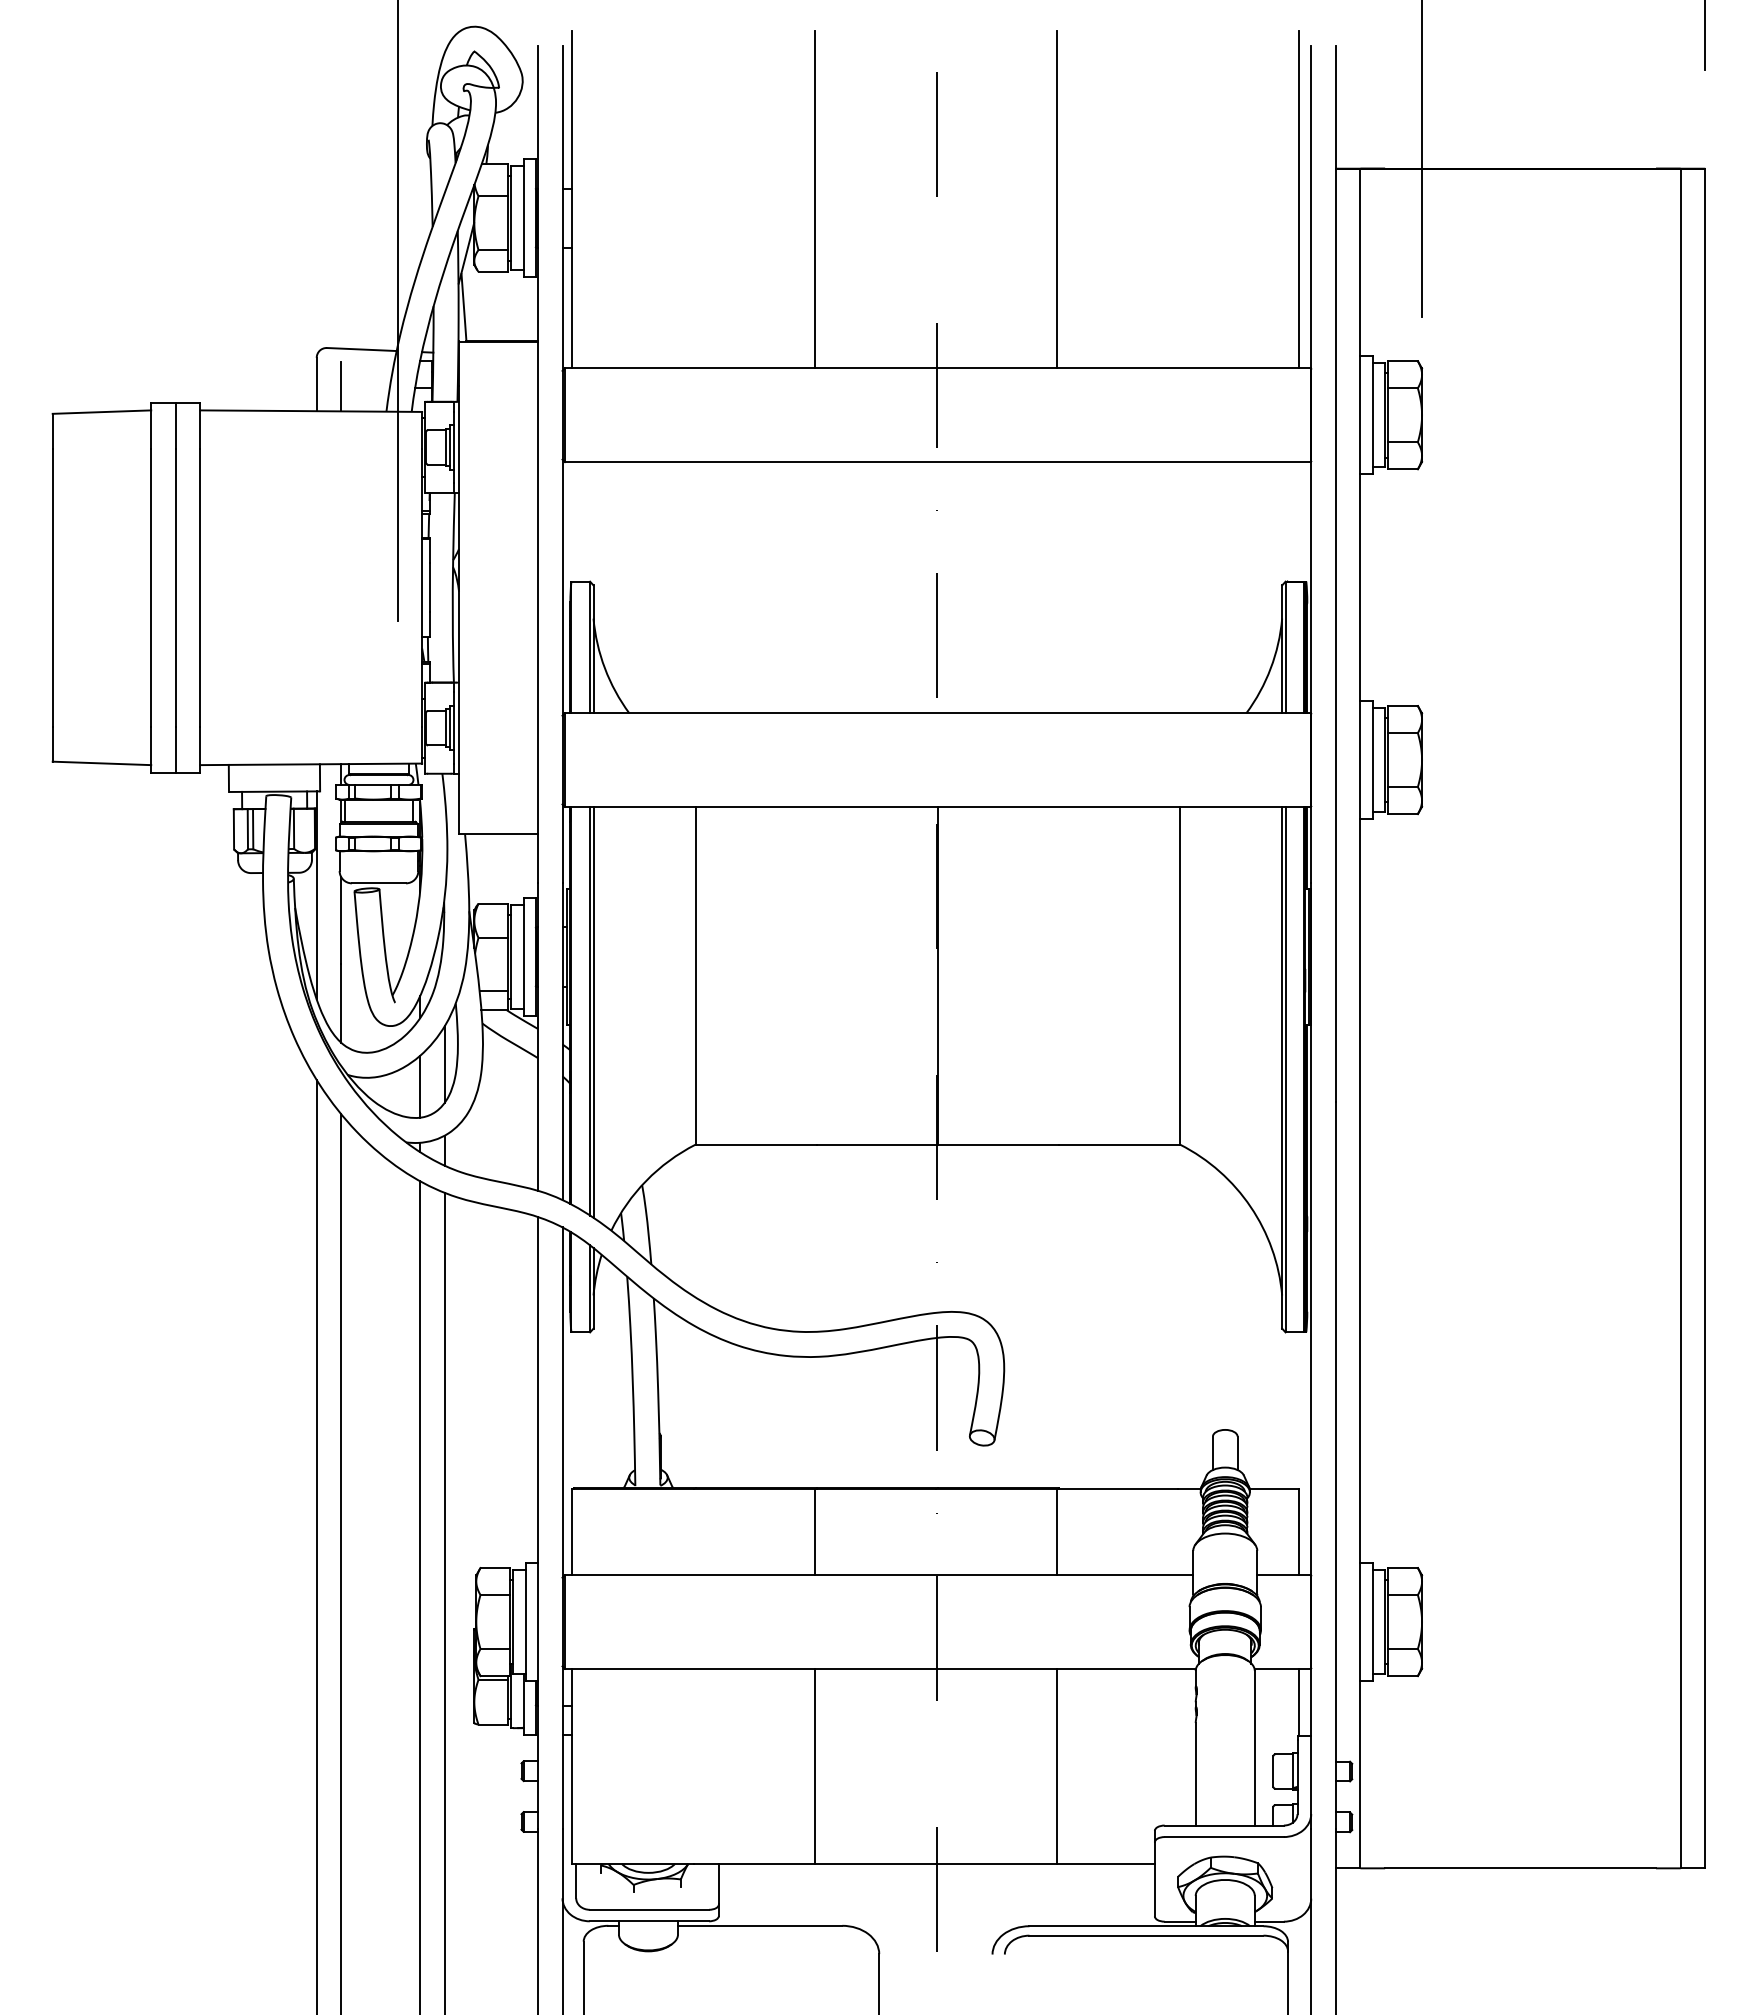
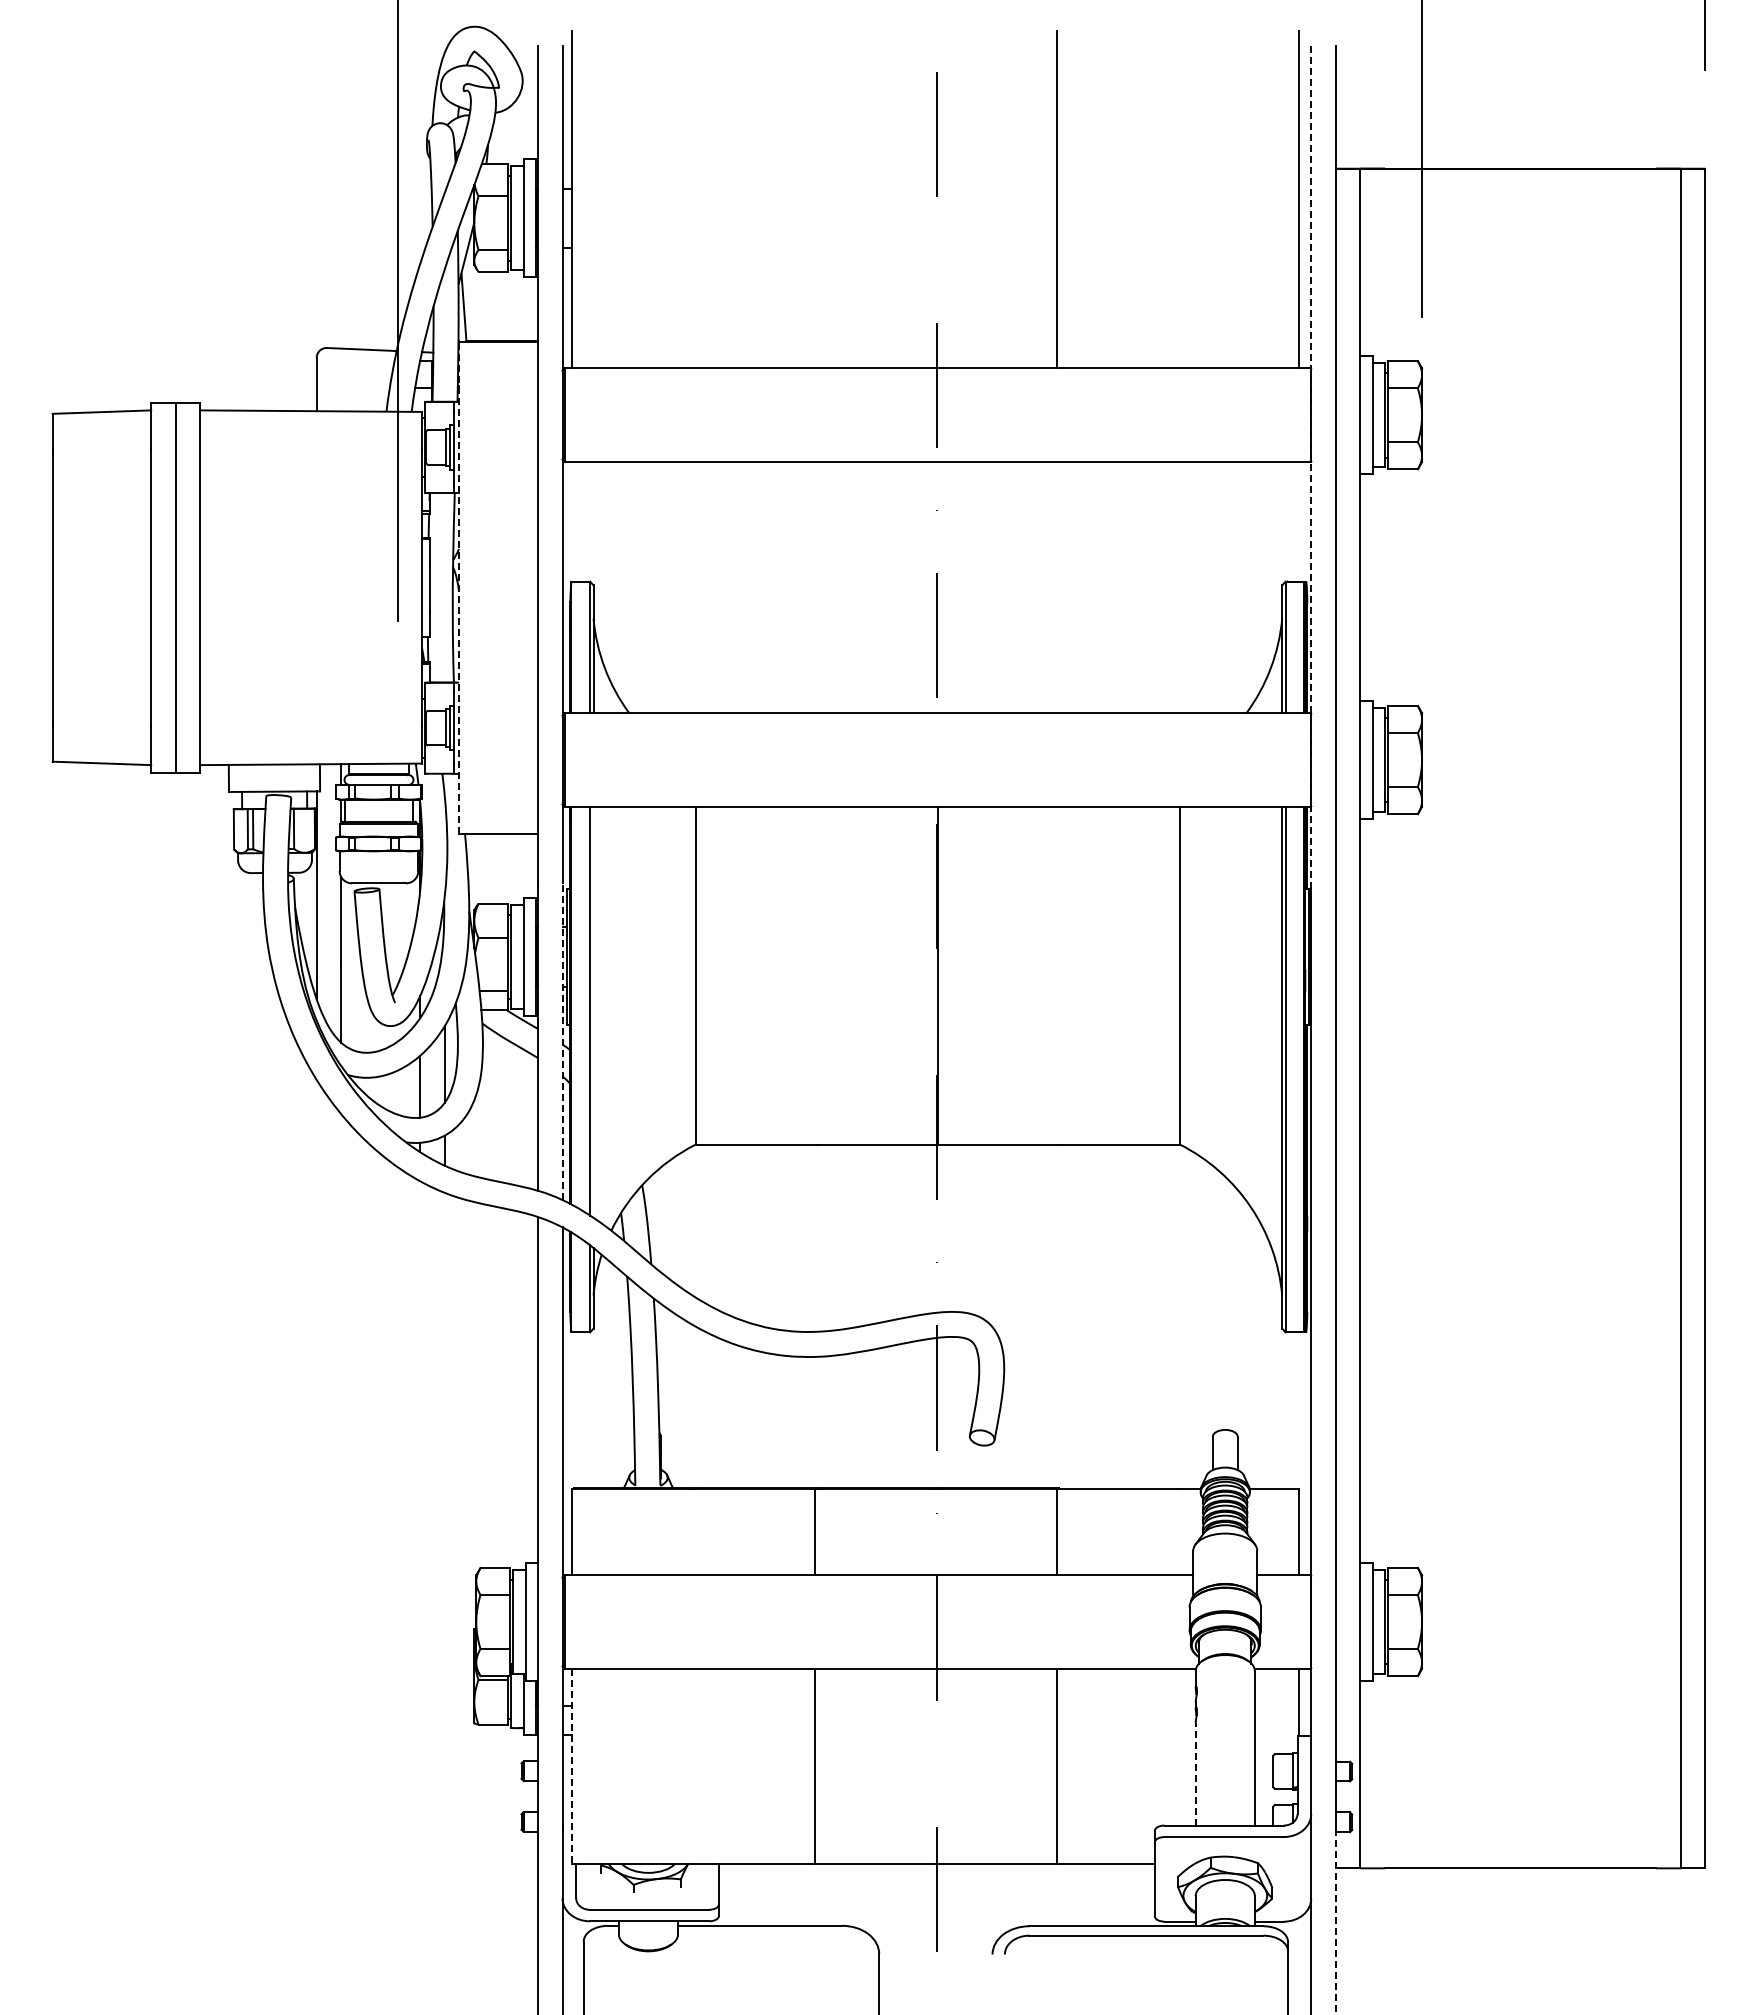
line: present -> none (814, 199)
line: present -> none (341, 386)
line: solid -> dashed (1311, 464)
line: solid -> dashed (459, 587)
line: present -> none (593, 1011)
line: solid -> dashed (562, 1041)
line: present -> none (316, 1545)
line: present -> none (341, 1562)
line: present -> none (420, 1596)
line: present -> none (444, 1601)
line: solid -> dashed (572, 1766)
line: solid -> dashed (1195, 1773)
line: solid -> dashed (1335, 1921)
